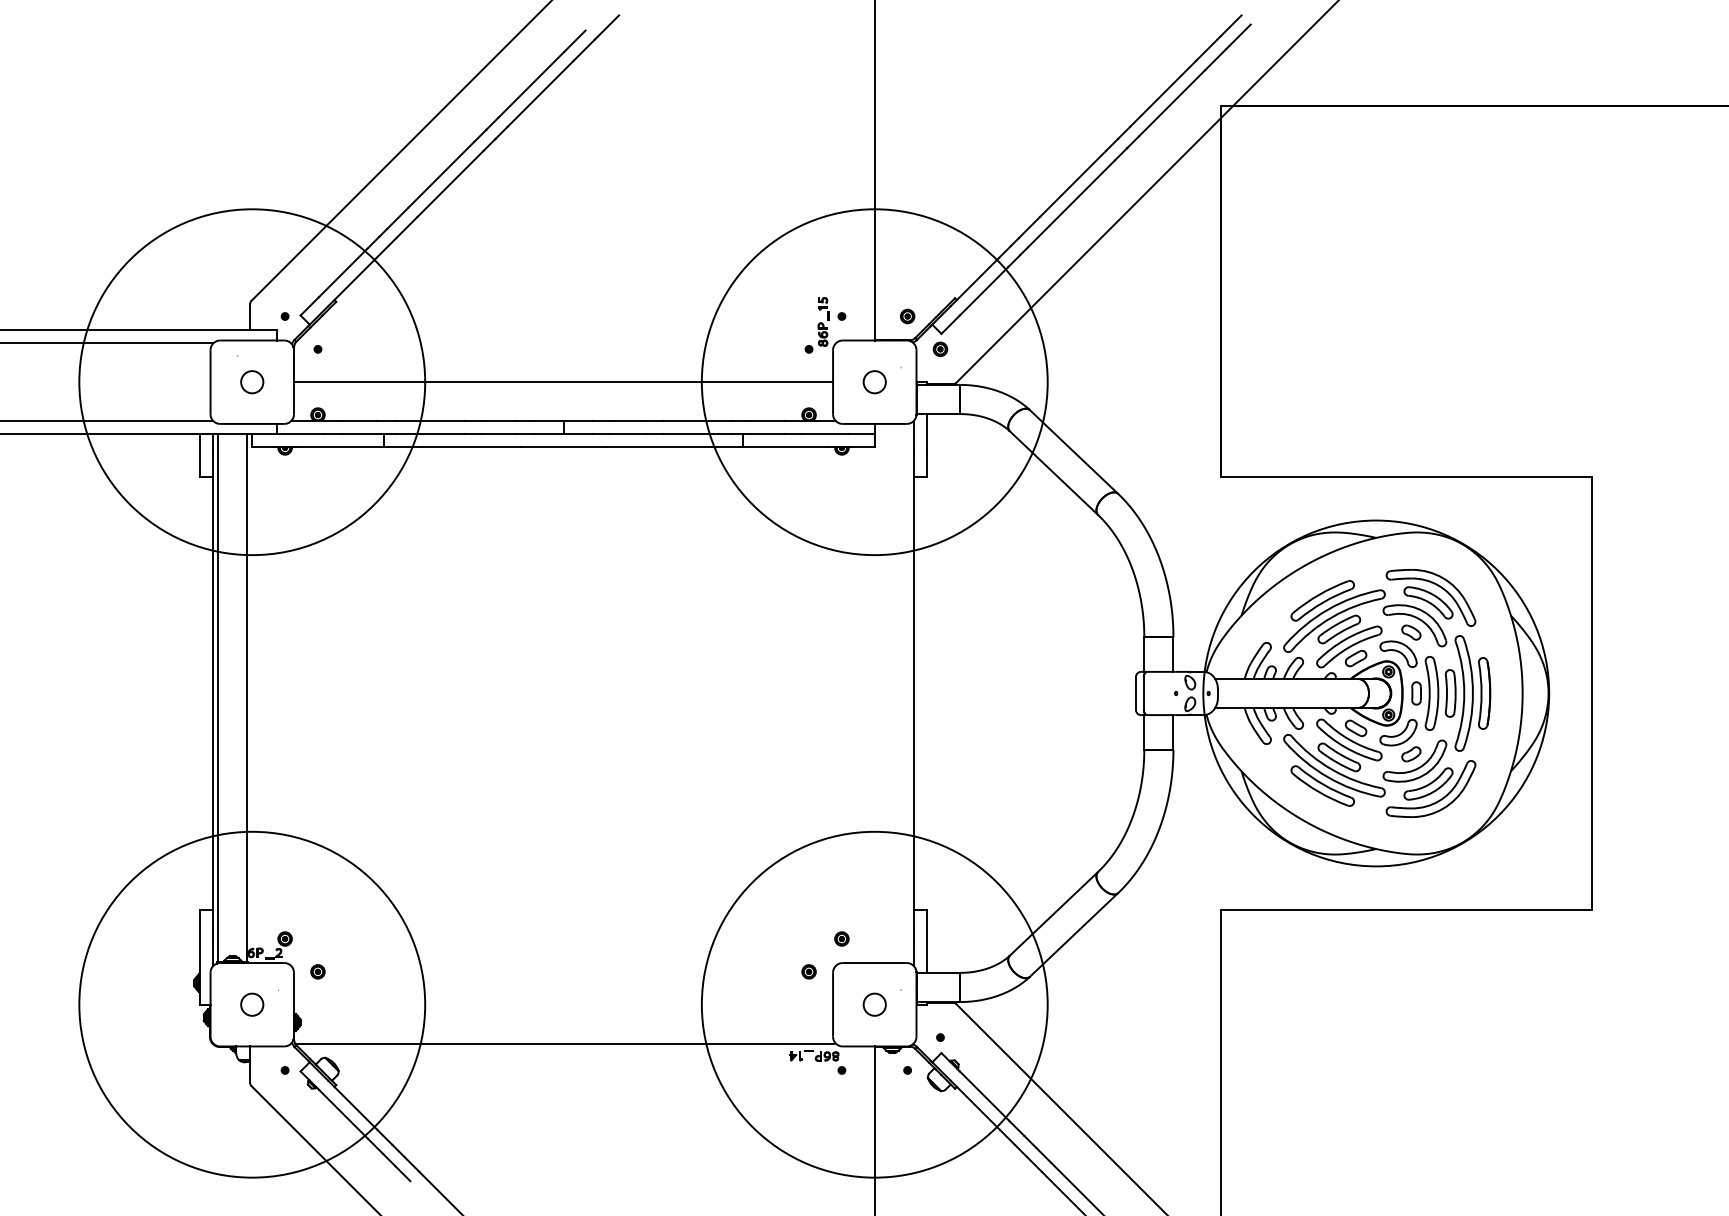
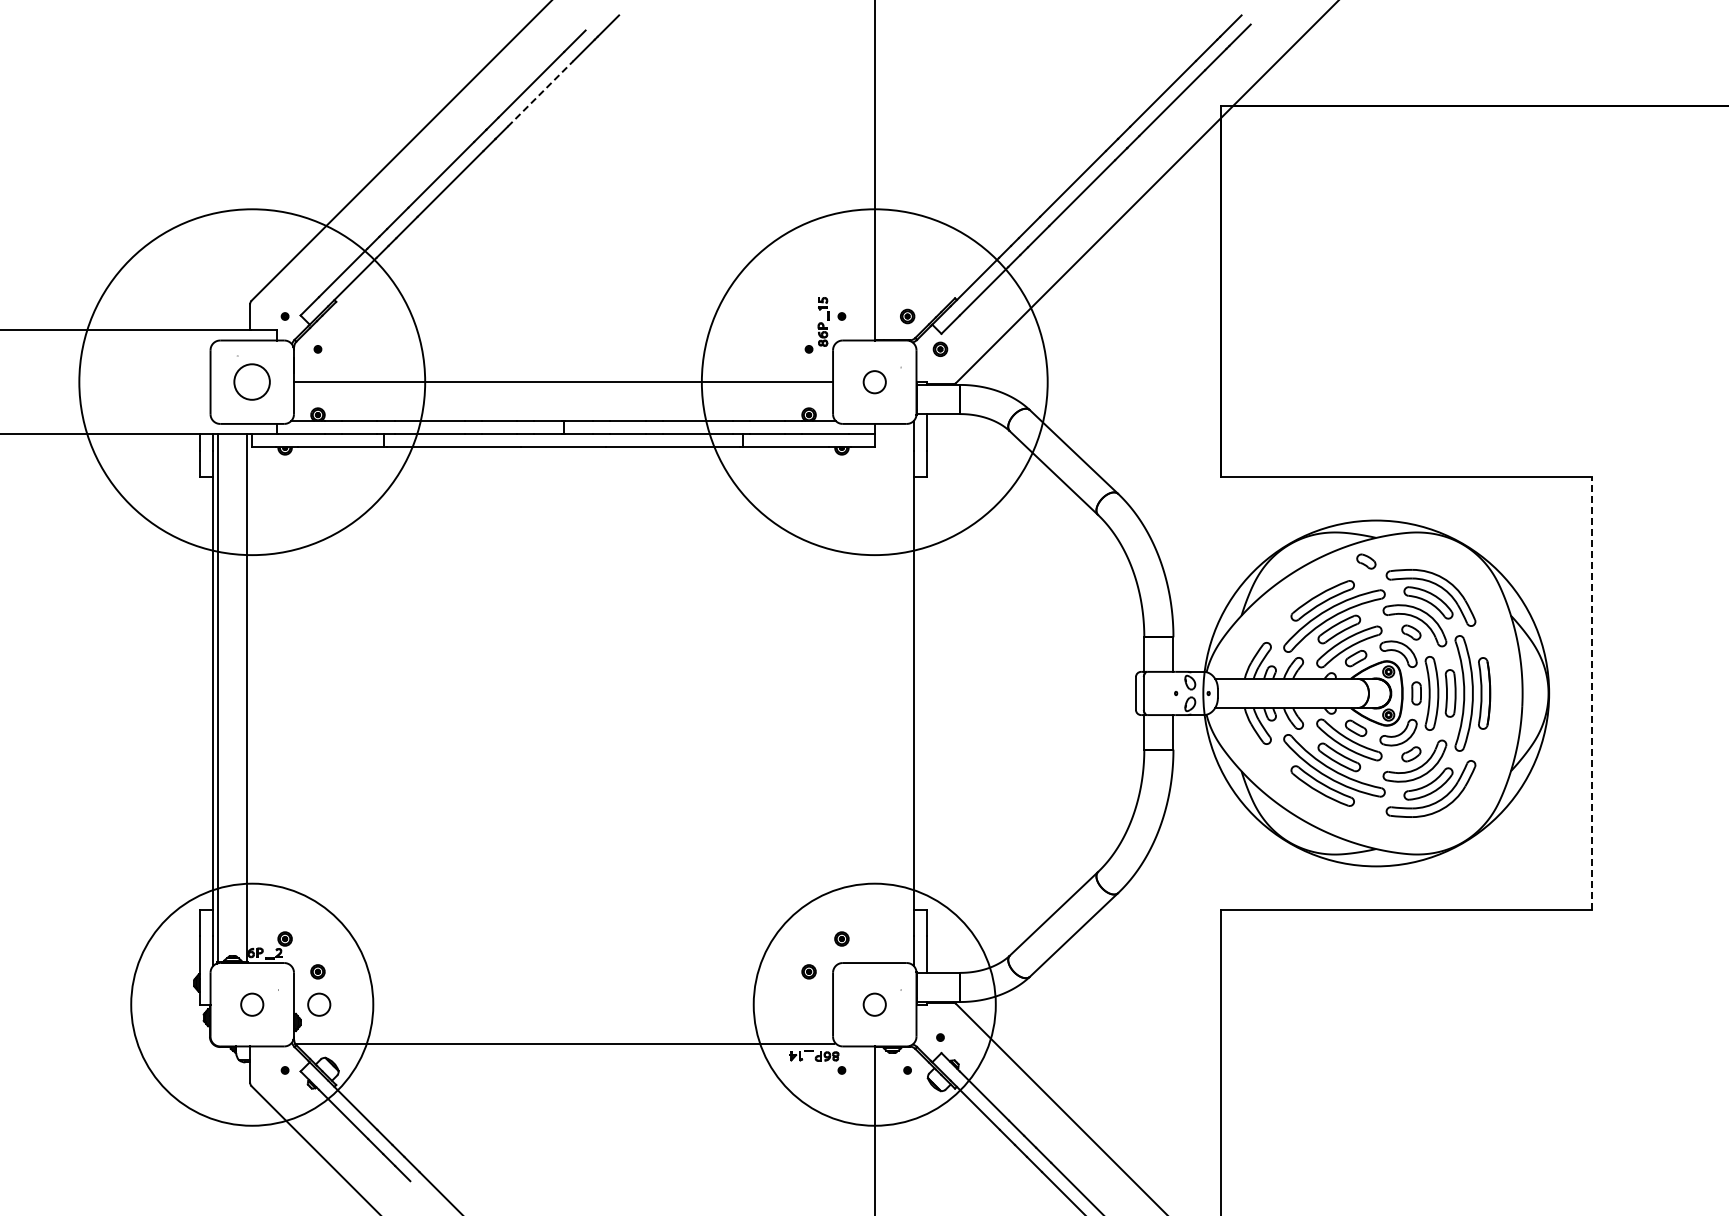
line: solid -> dashed (540, 93)
line: present -> none (107, 343)
circle size: 25x25 px -> 38x38 px (251, 381)
line: present -> none (107, 421)
part: none -> present (1366, 561)
line: solid -> dashed (1592, 692)
circle diameter: 346 px -> 242 px (252, 1004)
circle: none -> present (319, 1004)
circle diameter: 346 px -> 242 px (874, 1004)
